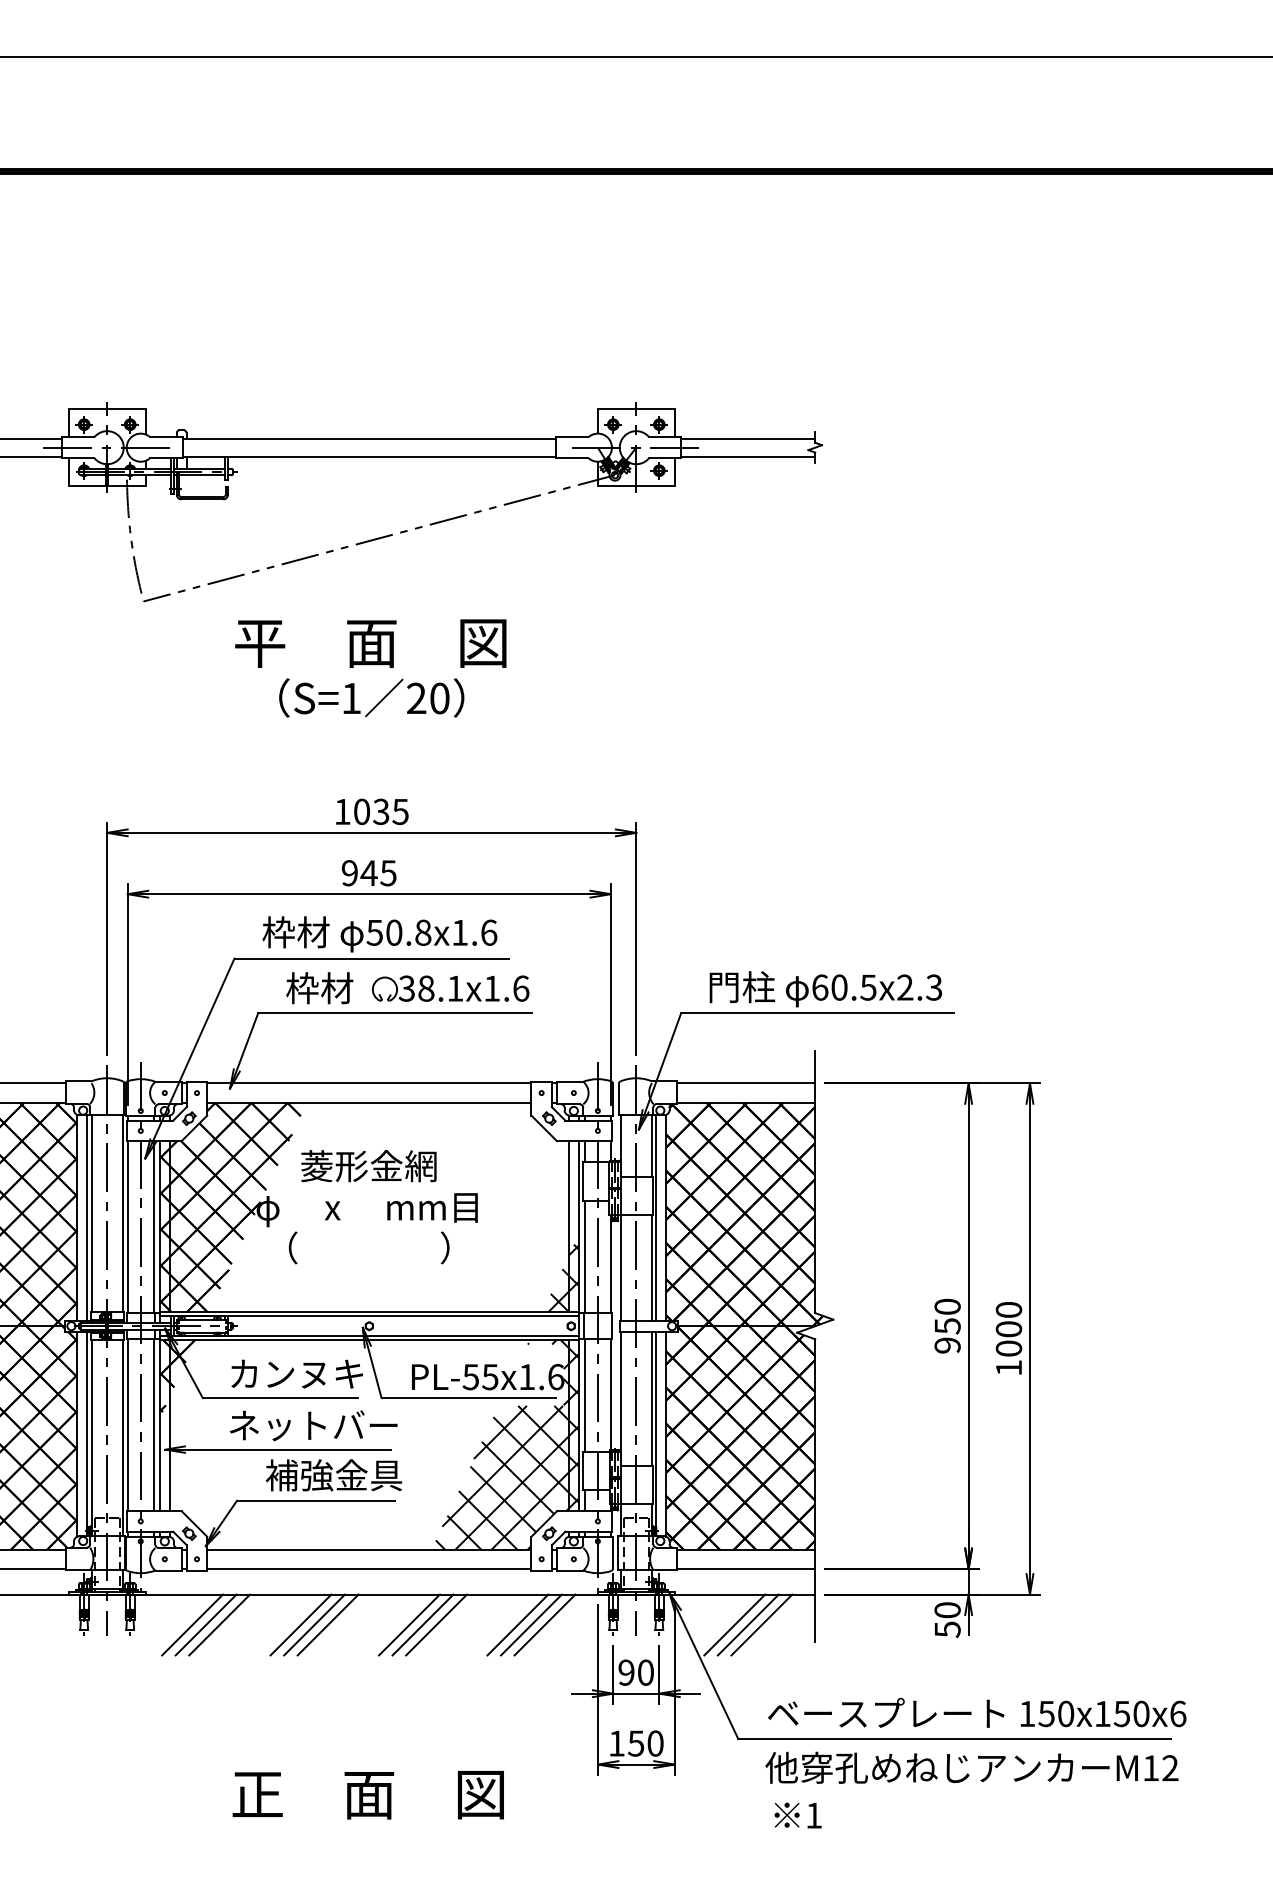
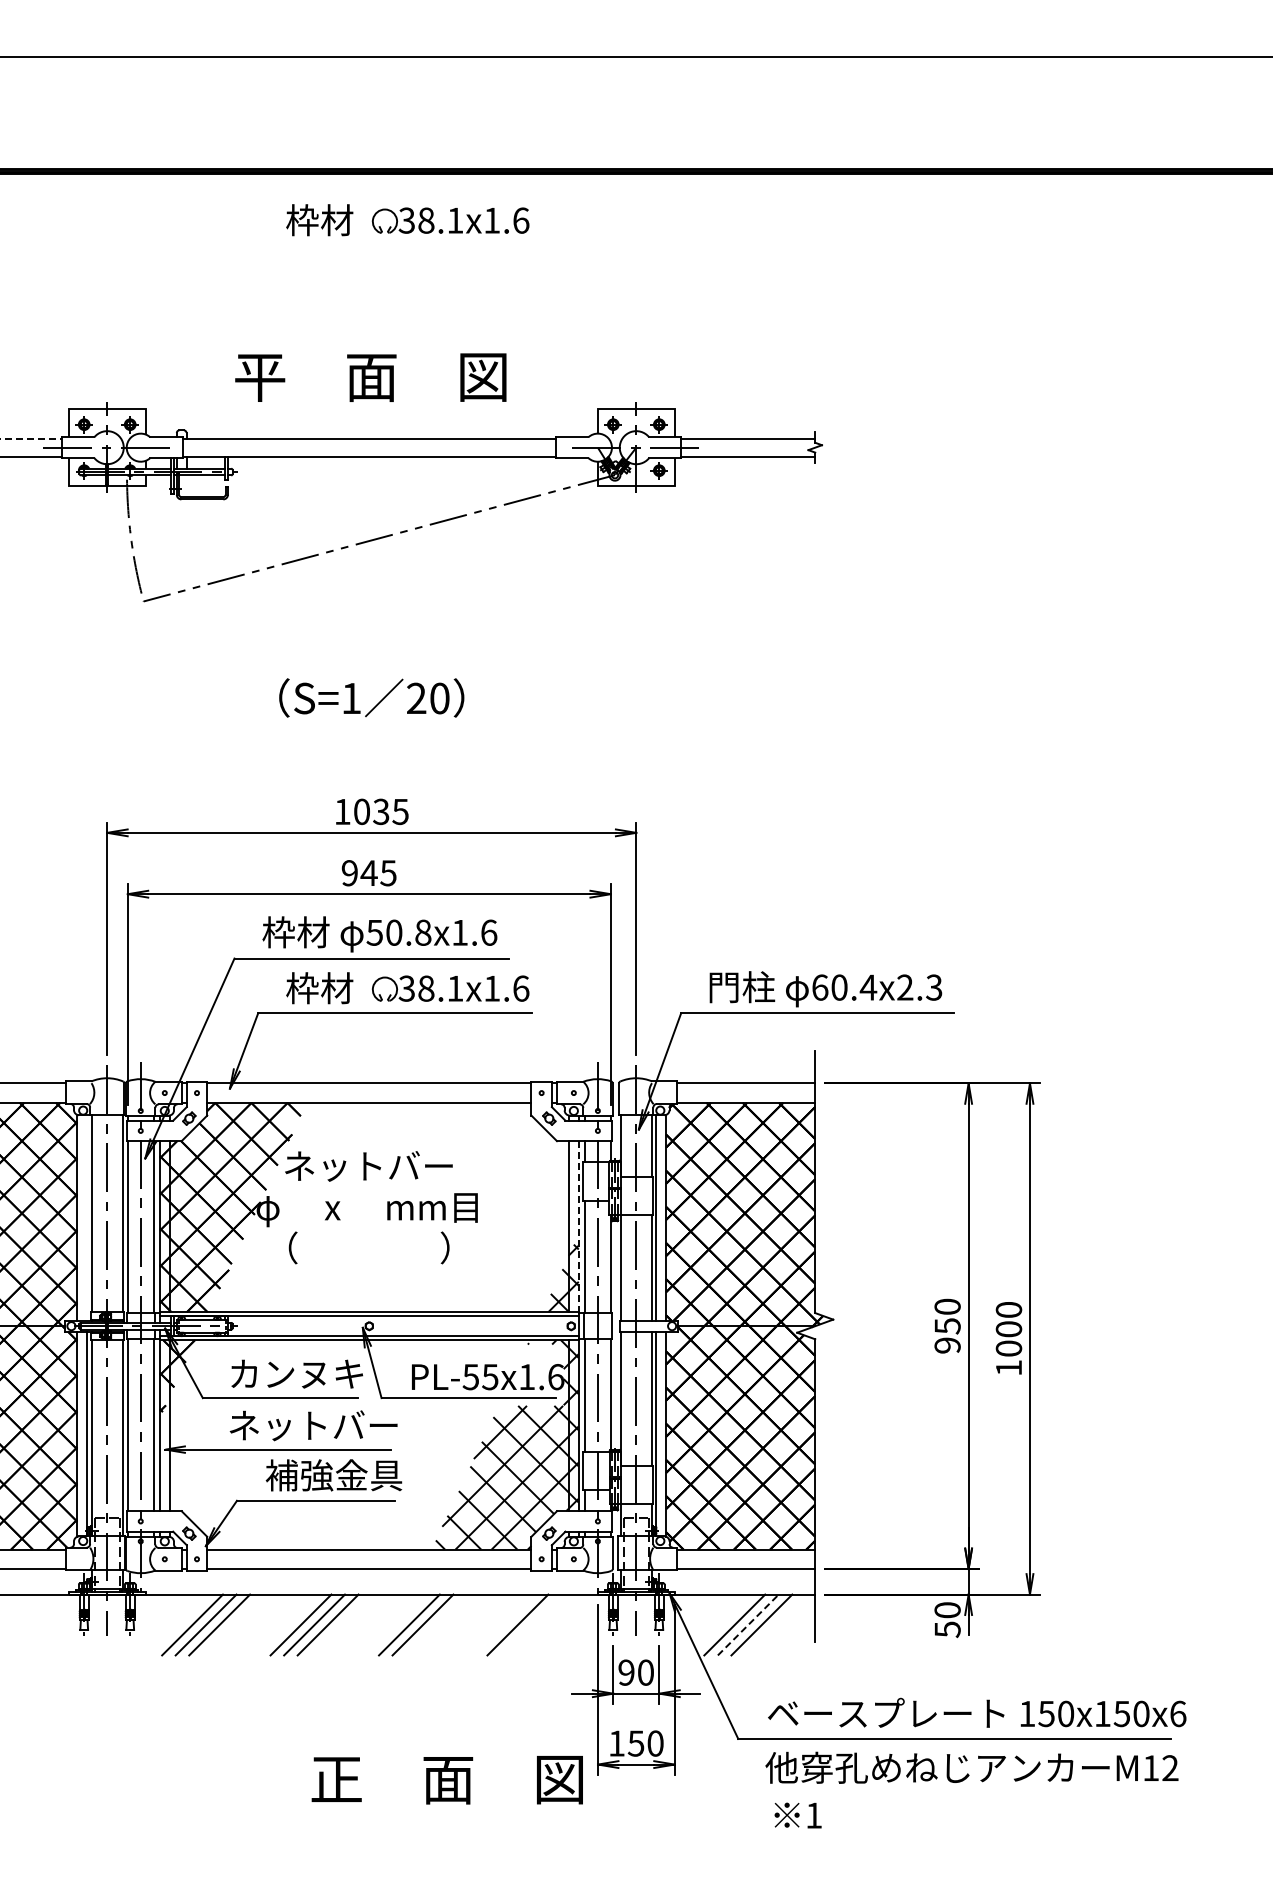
part: none -> present (407, 220)
line: solid -> dashed (31, 438)
text position: (370, 643) -> (370, 377) (370, 377)
text: 60.5x2.3 -> 60.4x2.3 (868, 987)
text: 菱形金網 -> ネットバー (368, 1166)
line: present -> none (87, 1217)
line: solid -> dashed (578, 1227)
line: present -> none (436, 1624)
line: present -> none (531, 1624)
line: present -> none (544, 1624)
line: solid -> dashed (748, 1624)
text position: (367, 1795) -> (446, 1780) (446, 1780)
